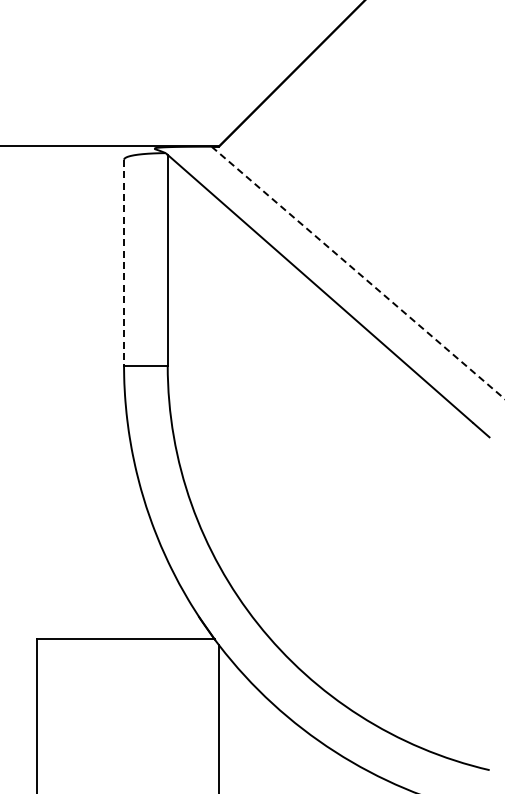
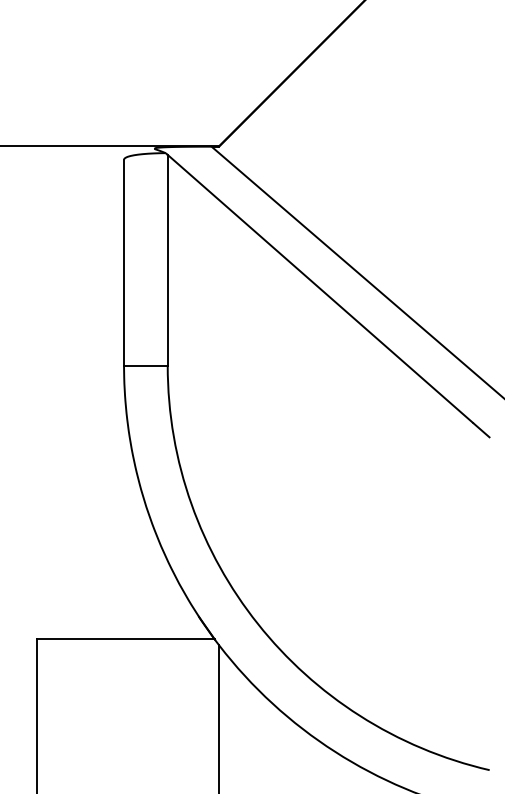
line: dashed -> solid (124, 262)
line: dashed -> solid (358, 273)
